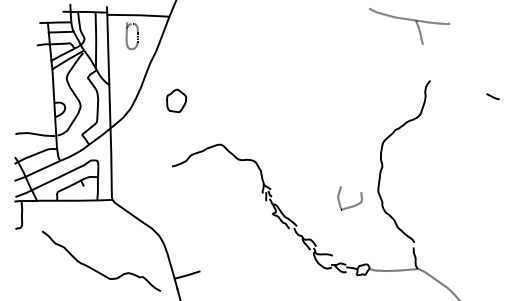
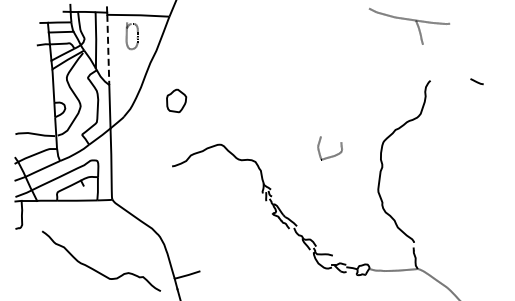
line: solid -> dashed (108, 50)
line position: (492, 96) -> (476, 81) (476, 81)
curve position: (351, 205) -> (331, 155) (331, 155)
